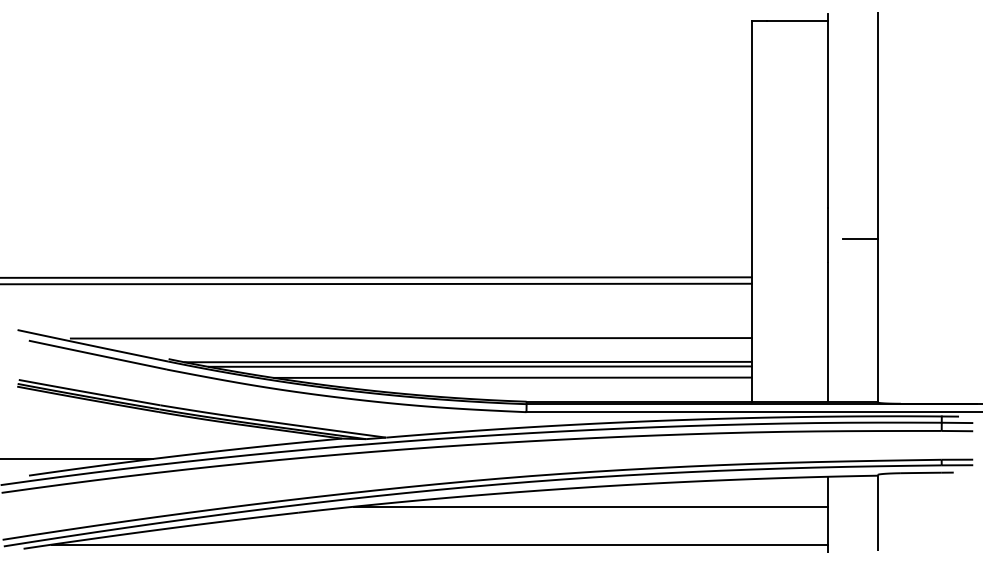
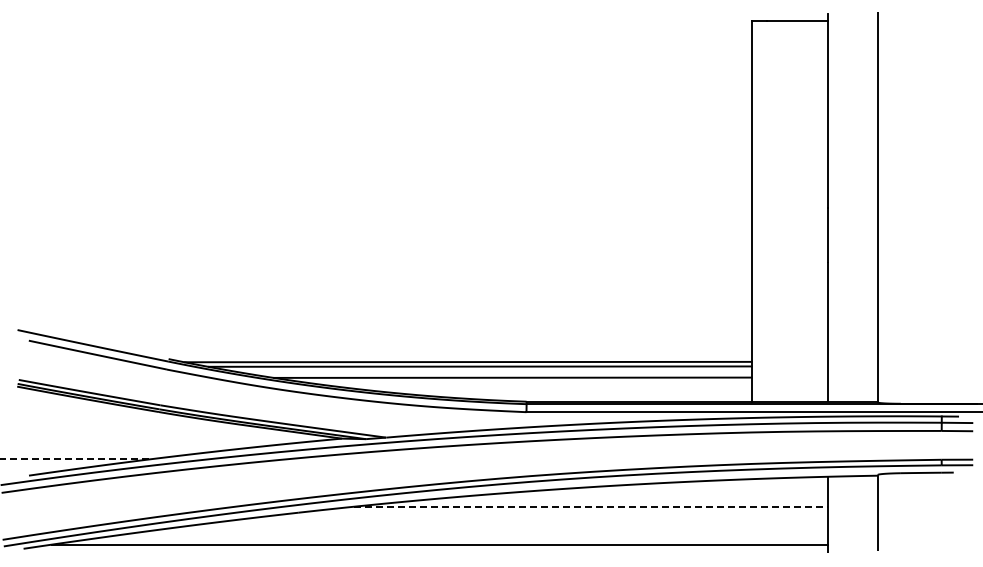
line: present -> none (860, 238)
line: present -> none (376, 277)
line: present -> none (376, 283)
line: present -> none (410, 338)
line: solid -> dashed (76, 459)
line: solid -> dashed (590, 507)
